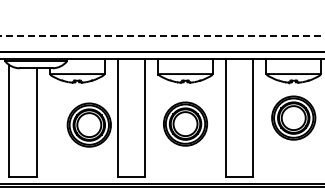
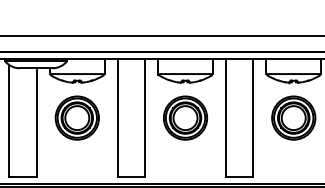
line: dashed -> solid (162, 35)
part position: (185, 123) -> (185, 117) (185, 117)
part position: (88, 124) -> (76, 117) (76, 117)
